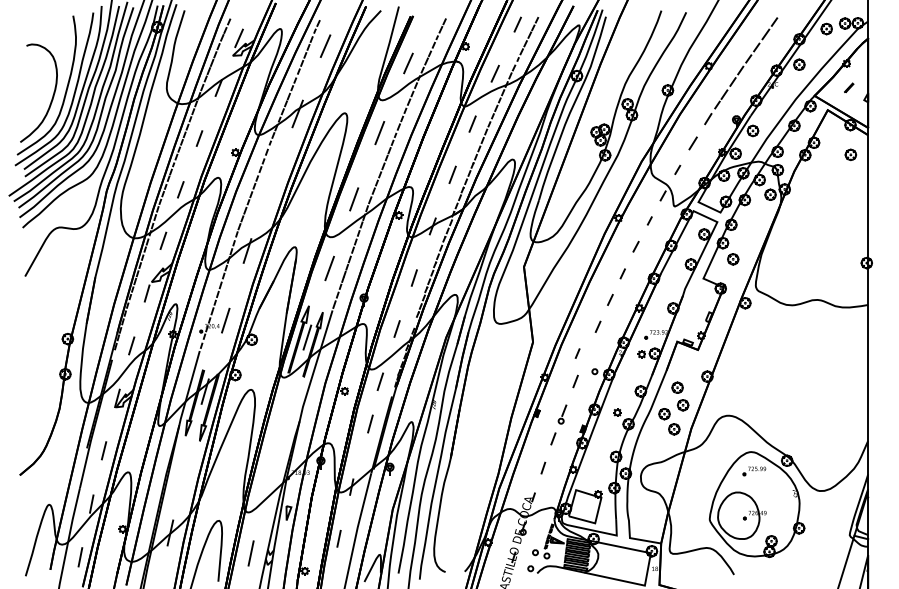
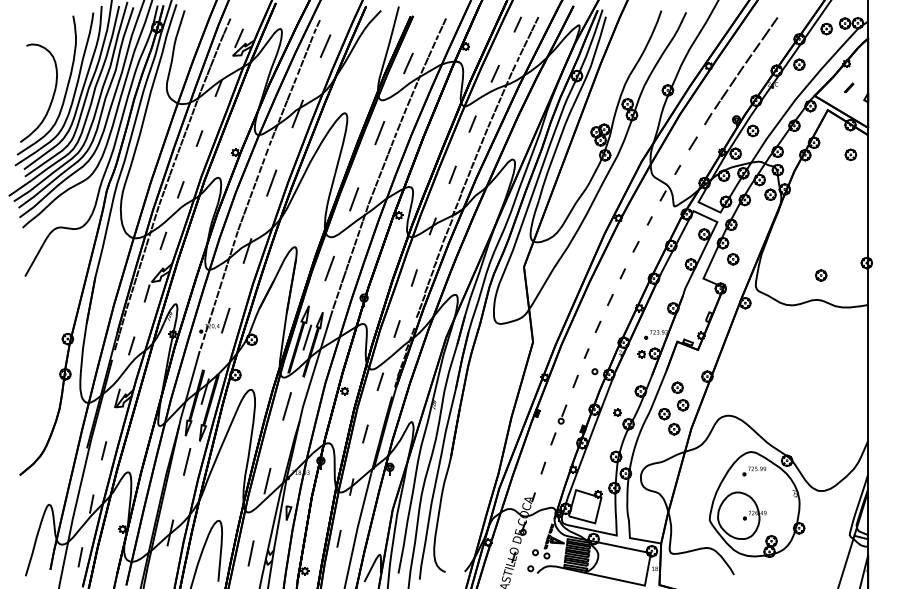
line: none -> present (271, 182)
part: none -> present (821, 275)
line position: (577, 353) -> (586, 353) (586, 353)
line: none -> present (286, 406)
line position: (370, 423) -> (365, 433) (365, 433)
line: none -> present (186, 461)
line: none -> present (267, 480)
